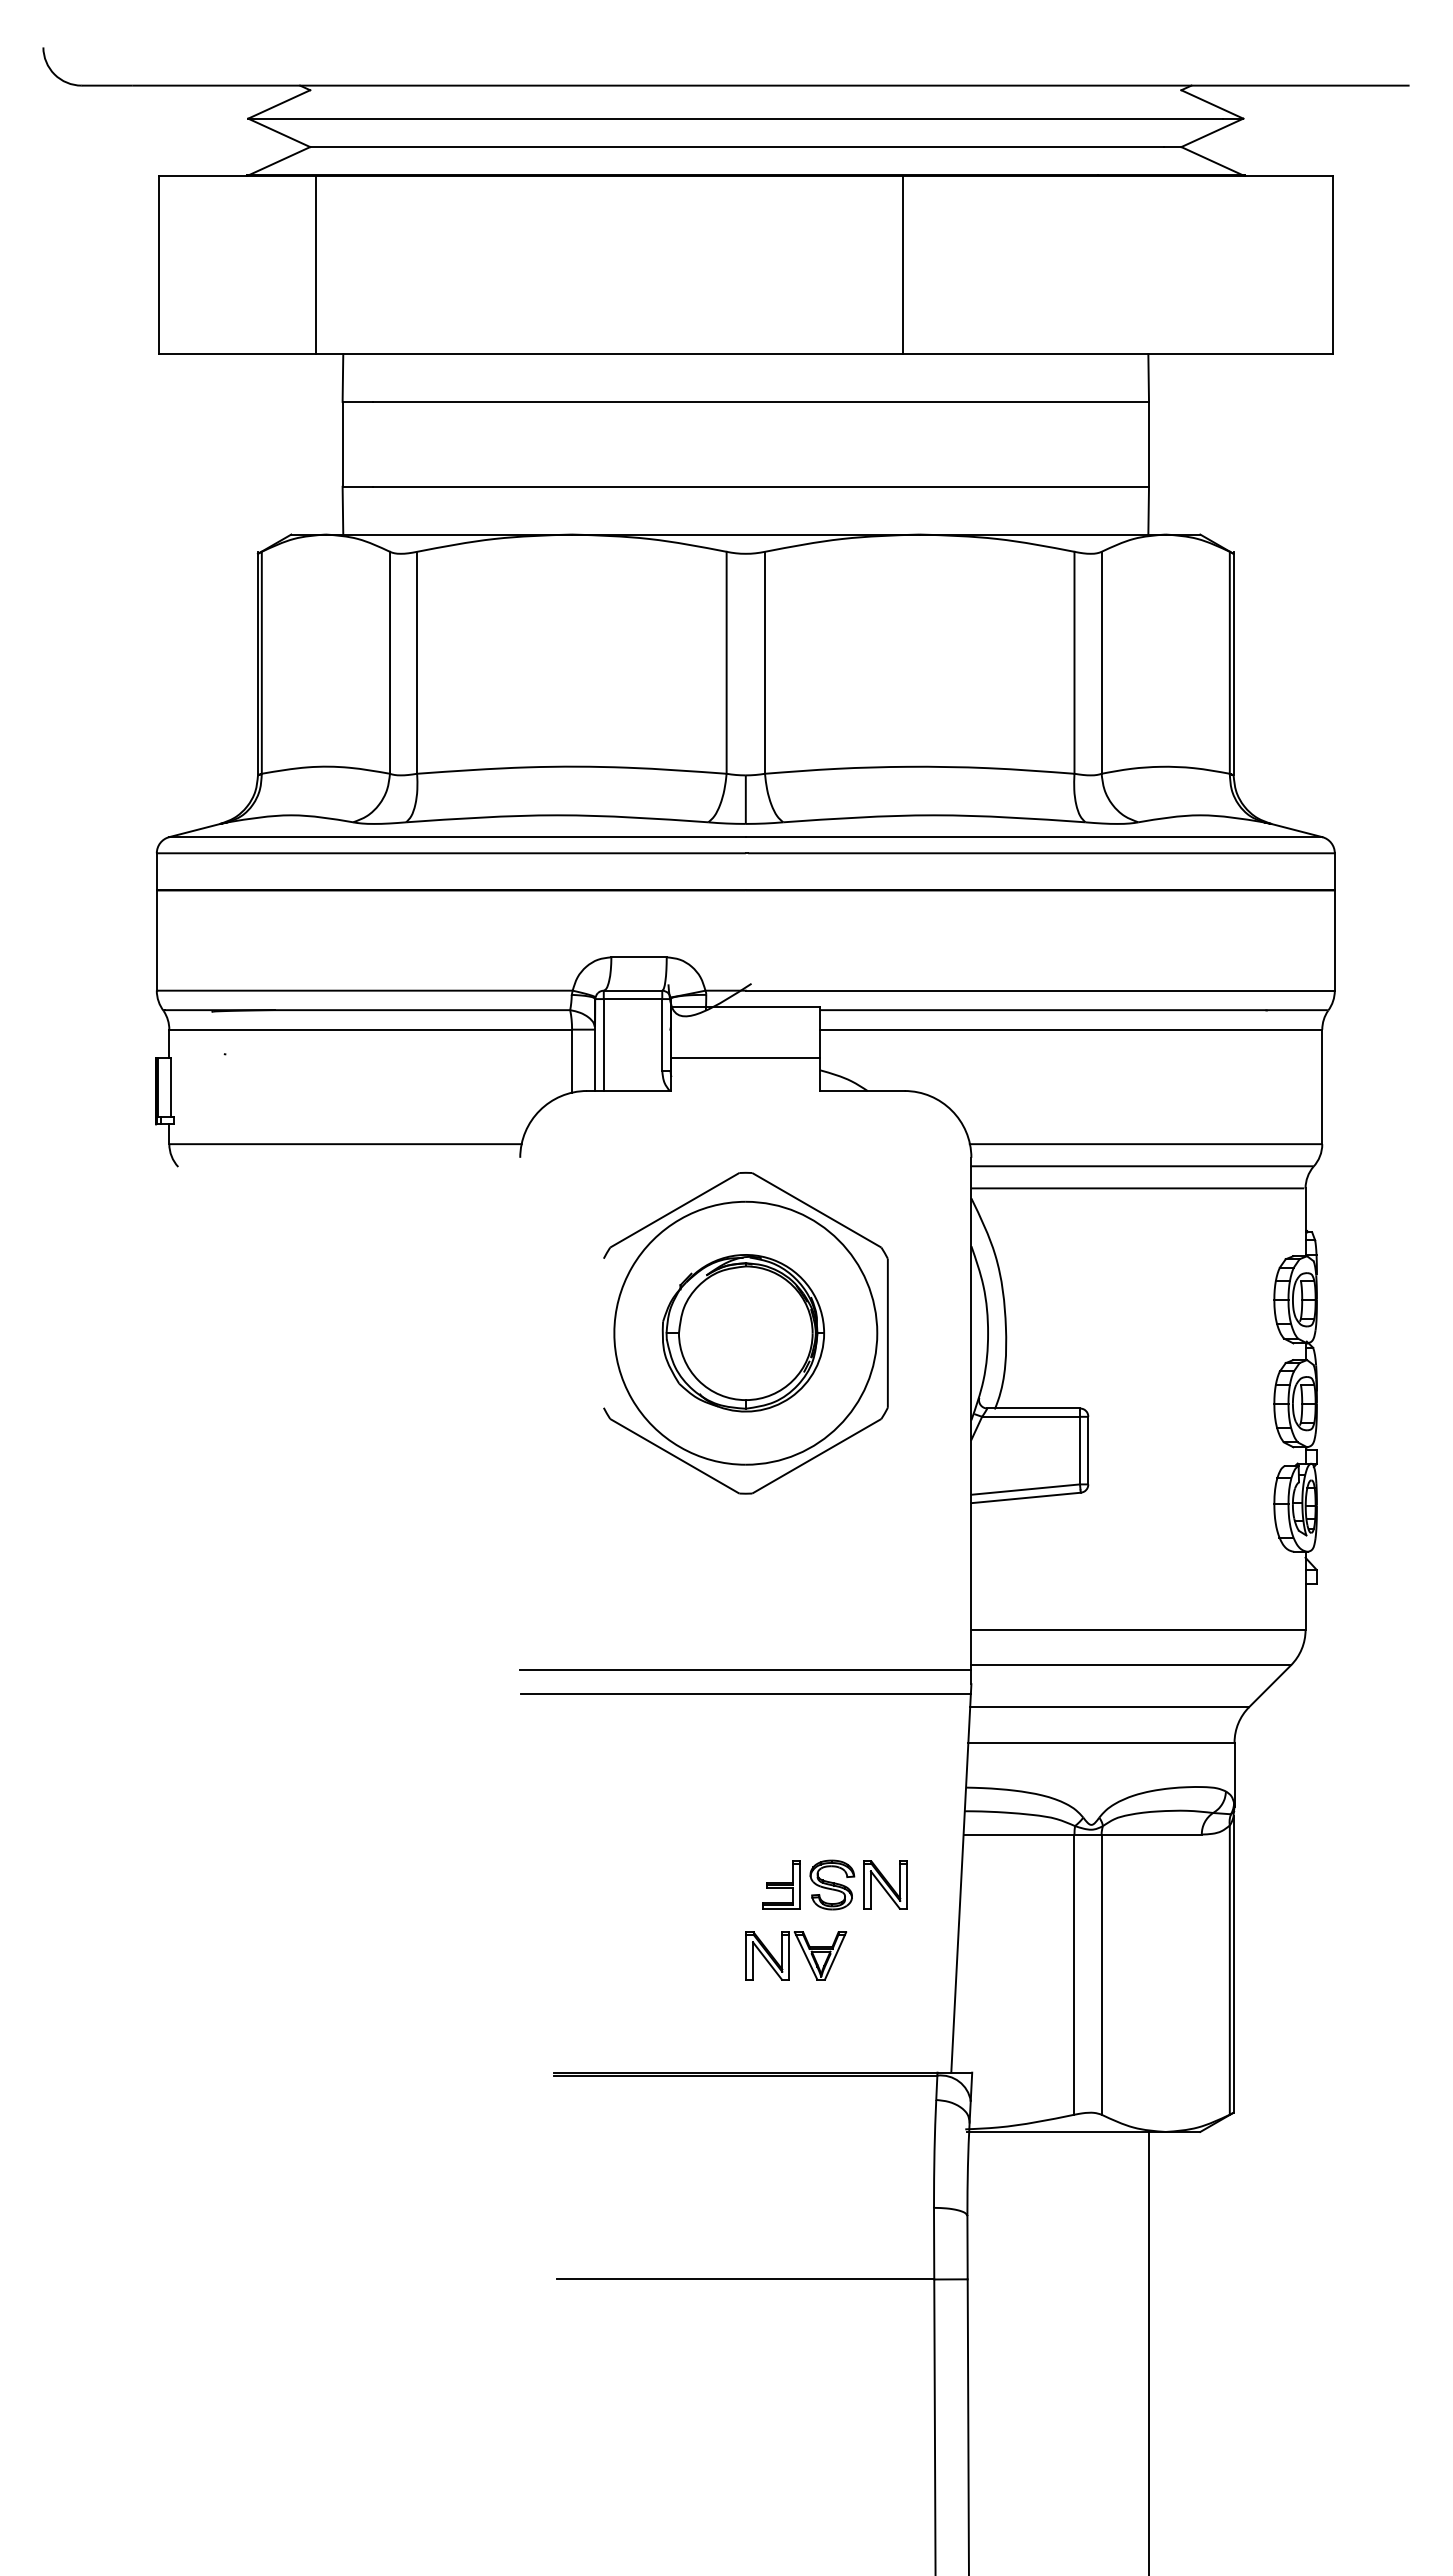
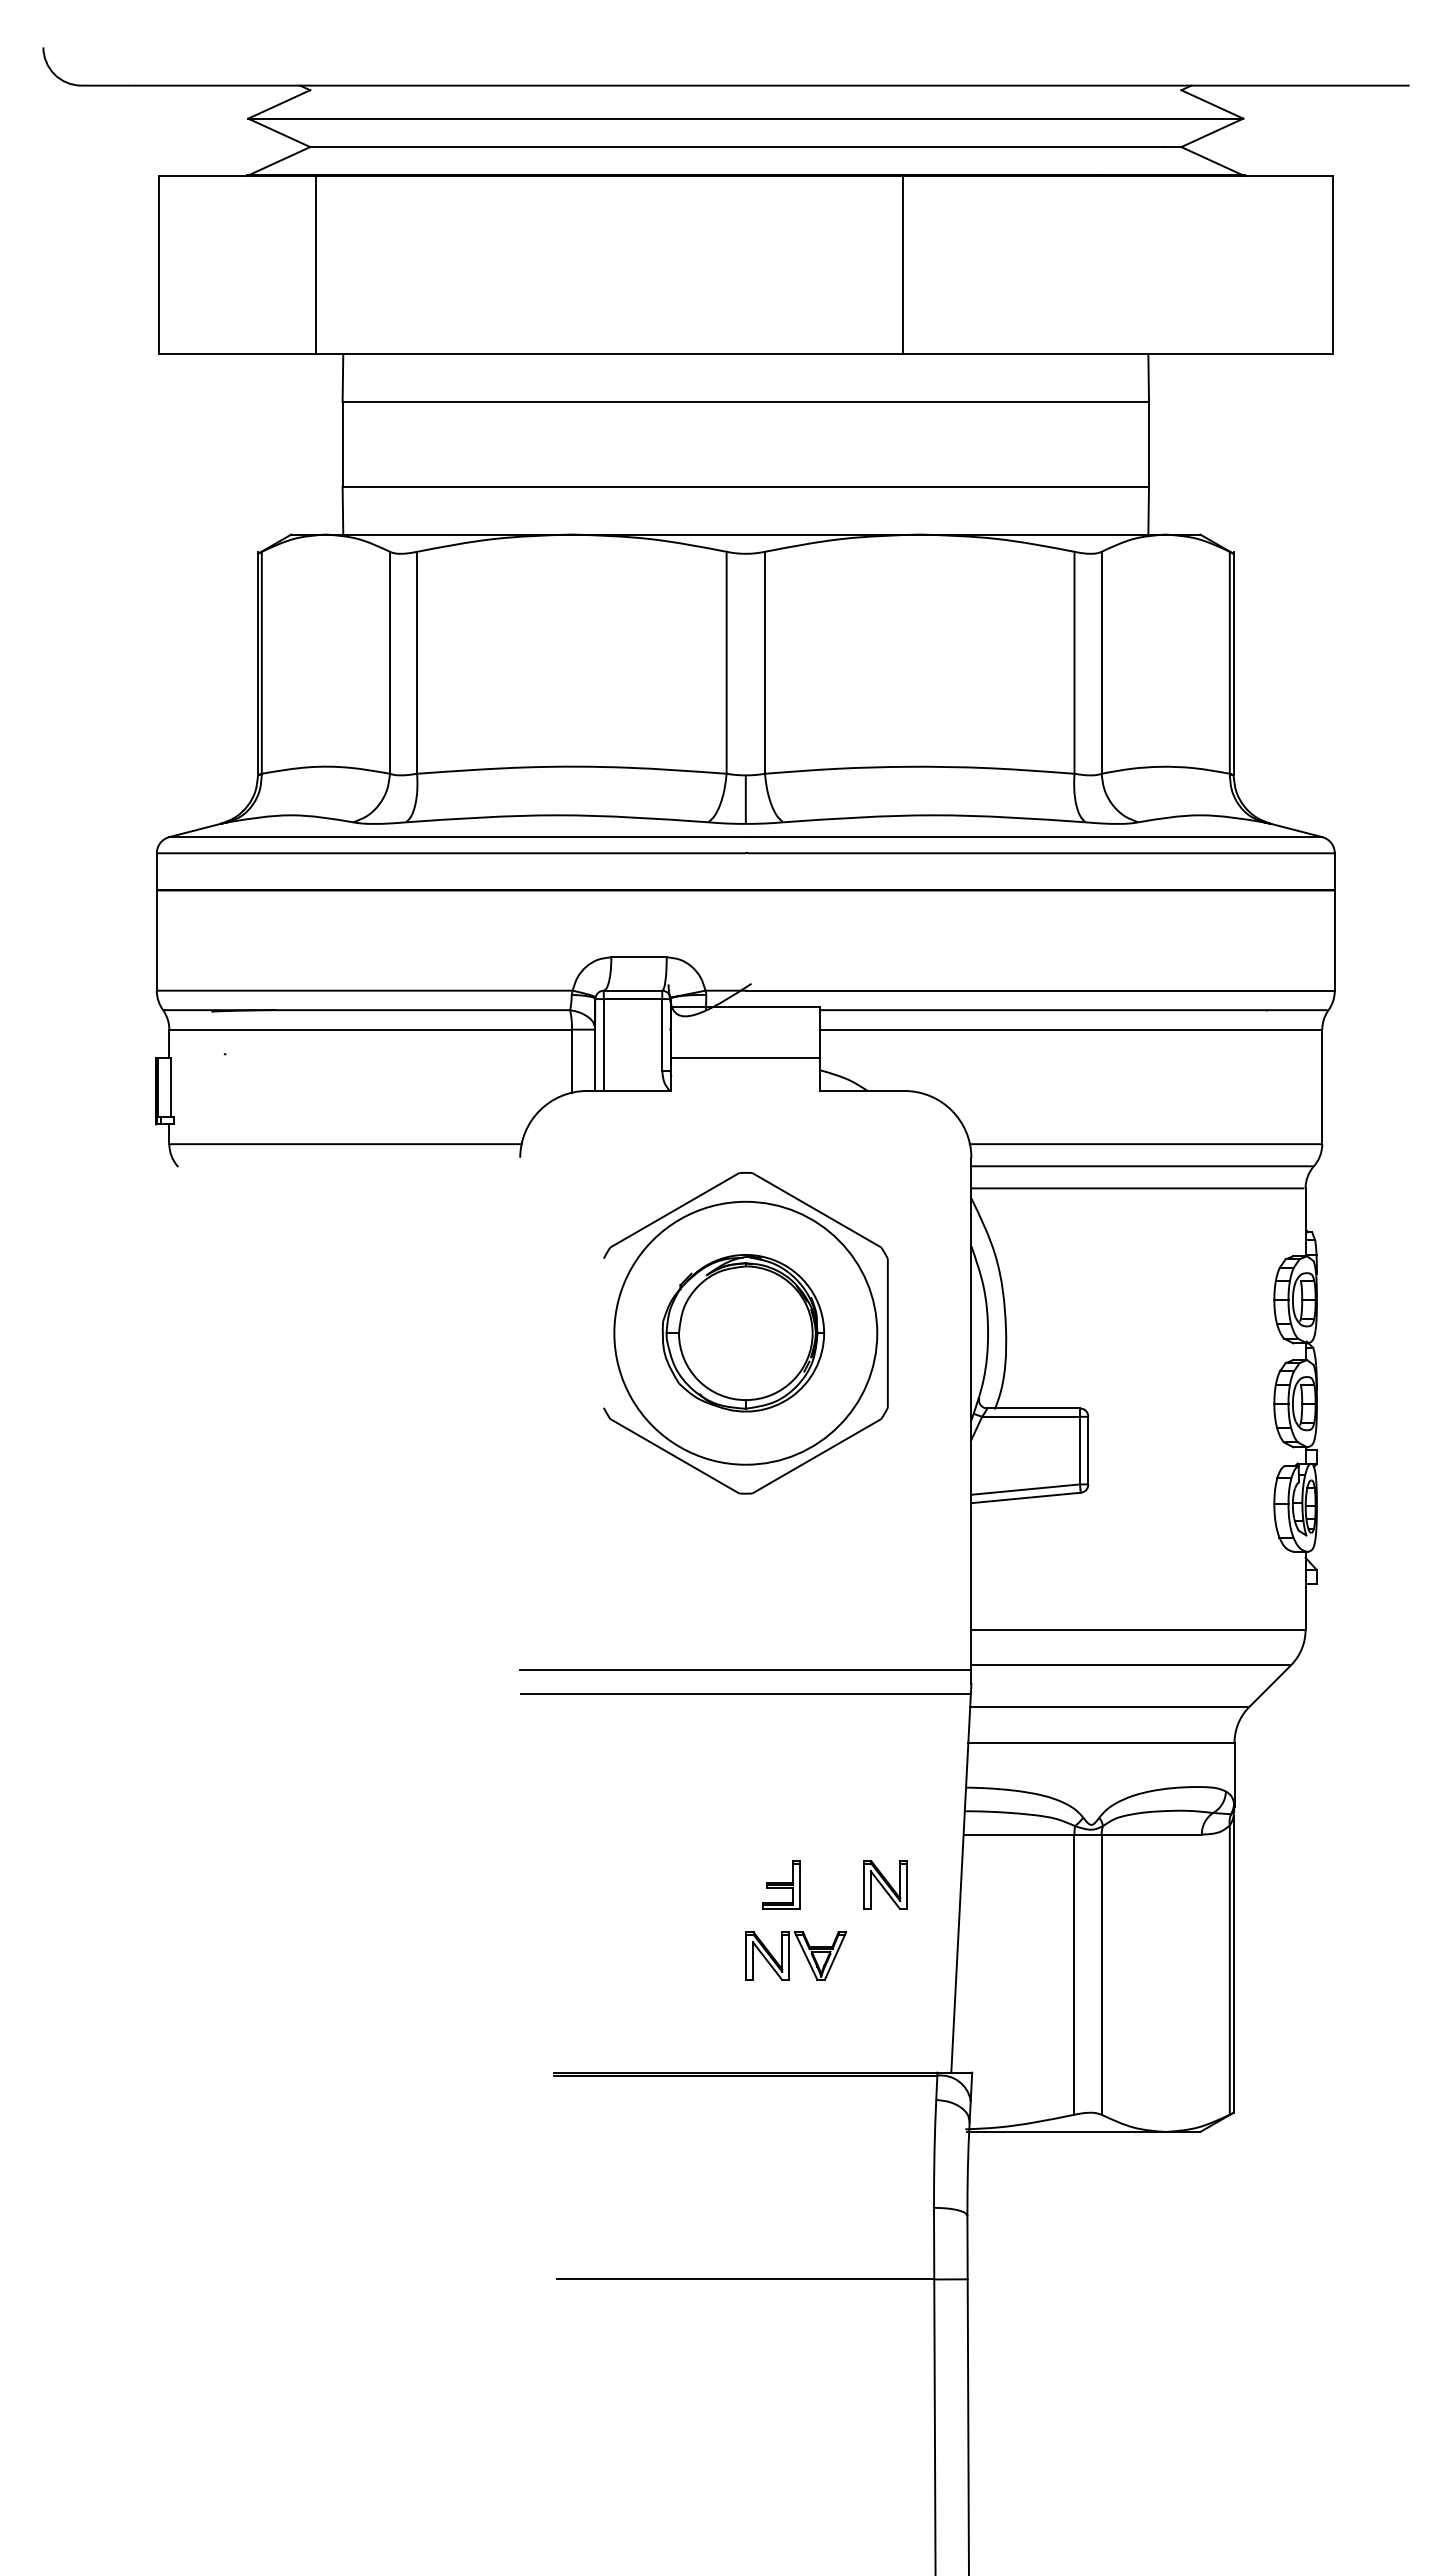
part: present -> none (832, 1884)
line: present -> none (1149, 2351)
